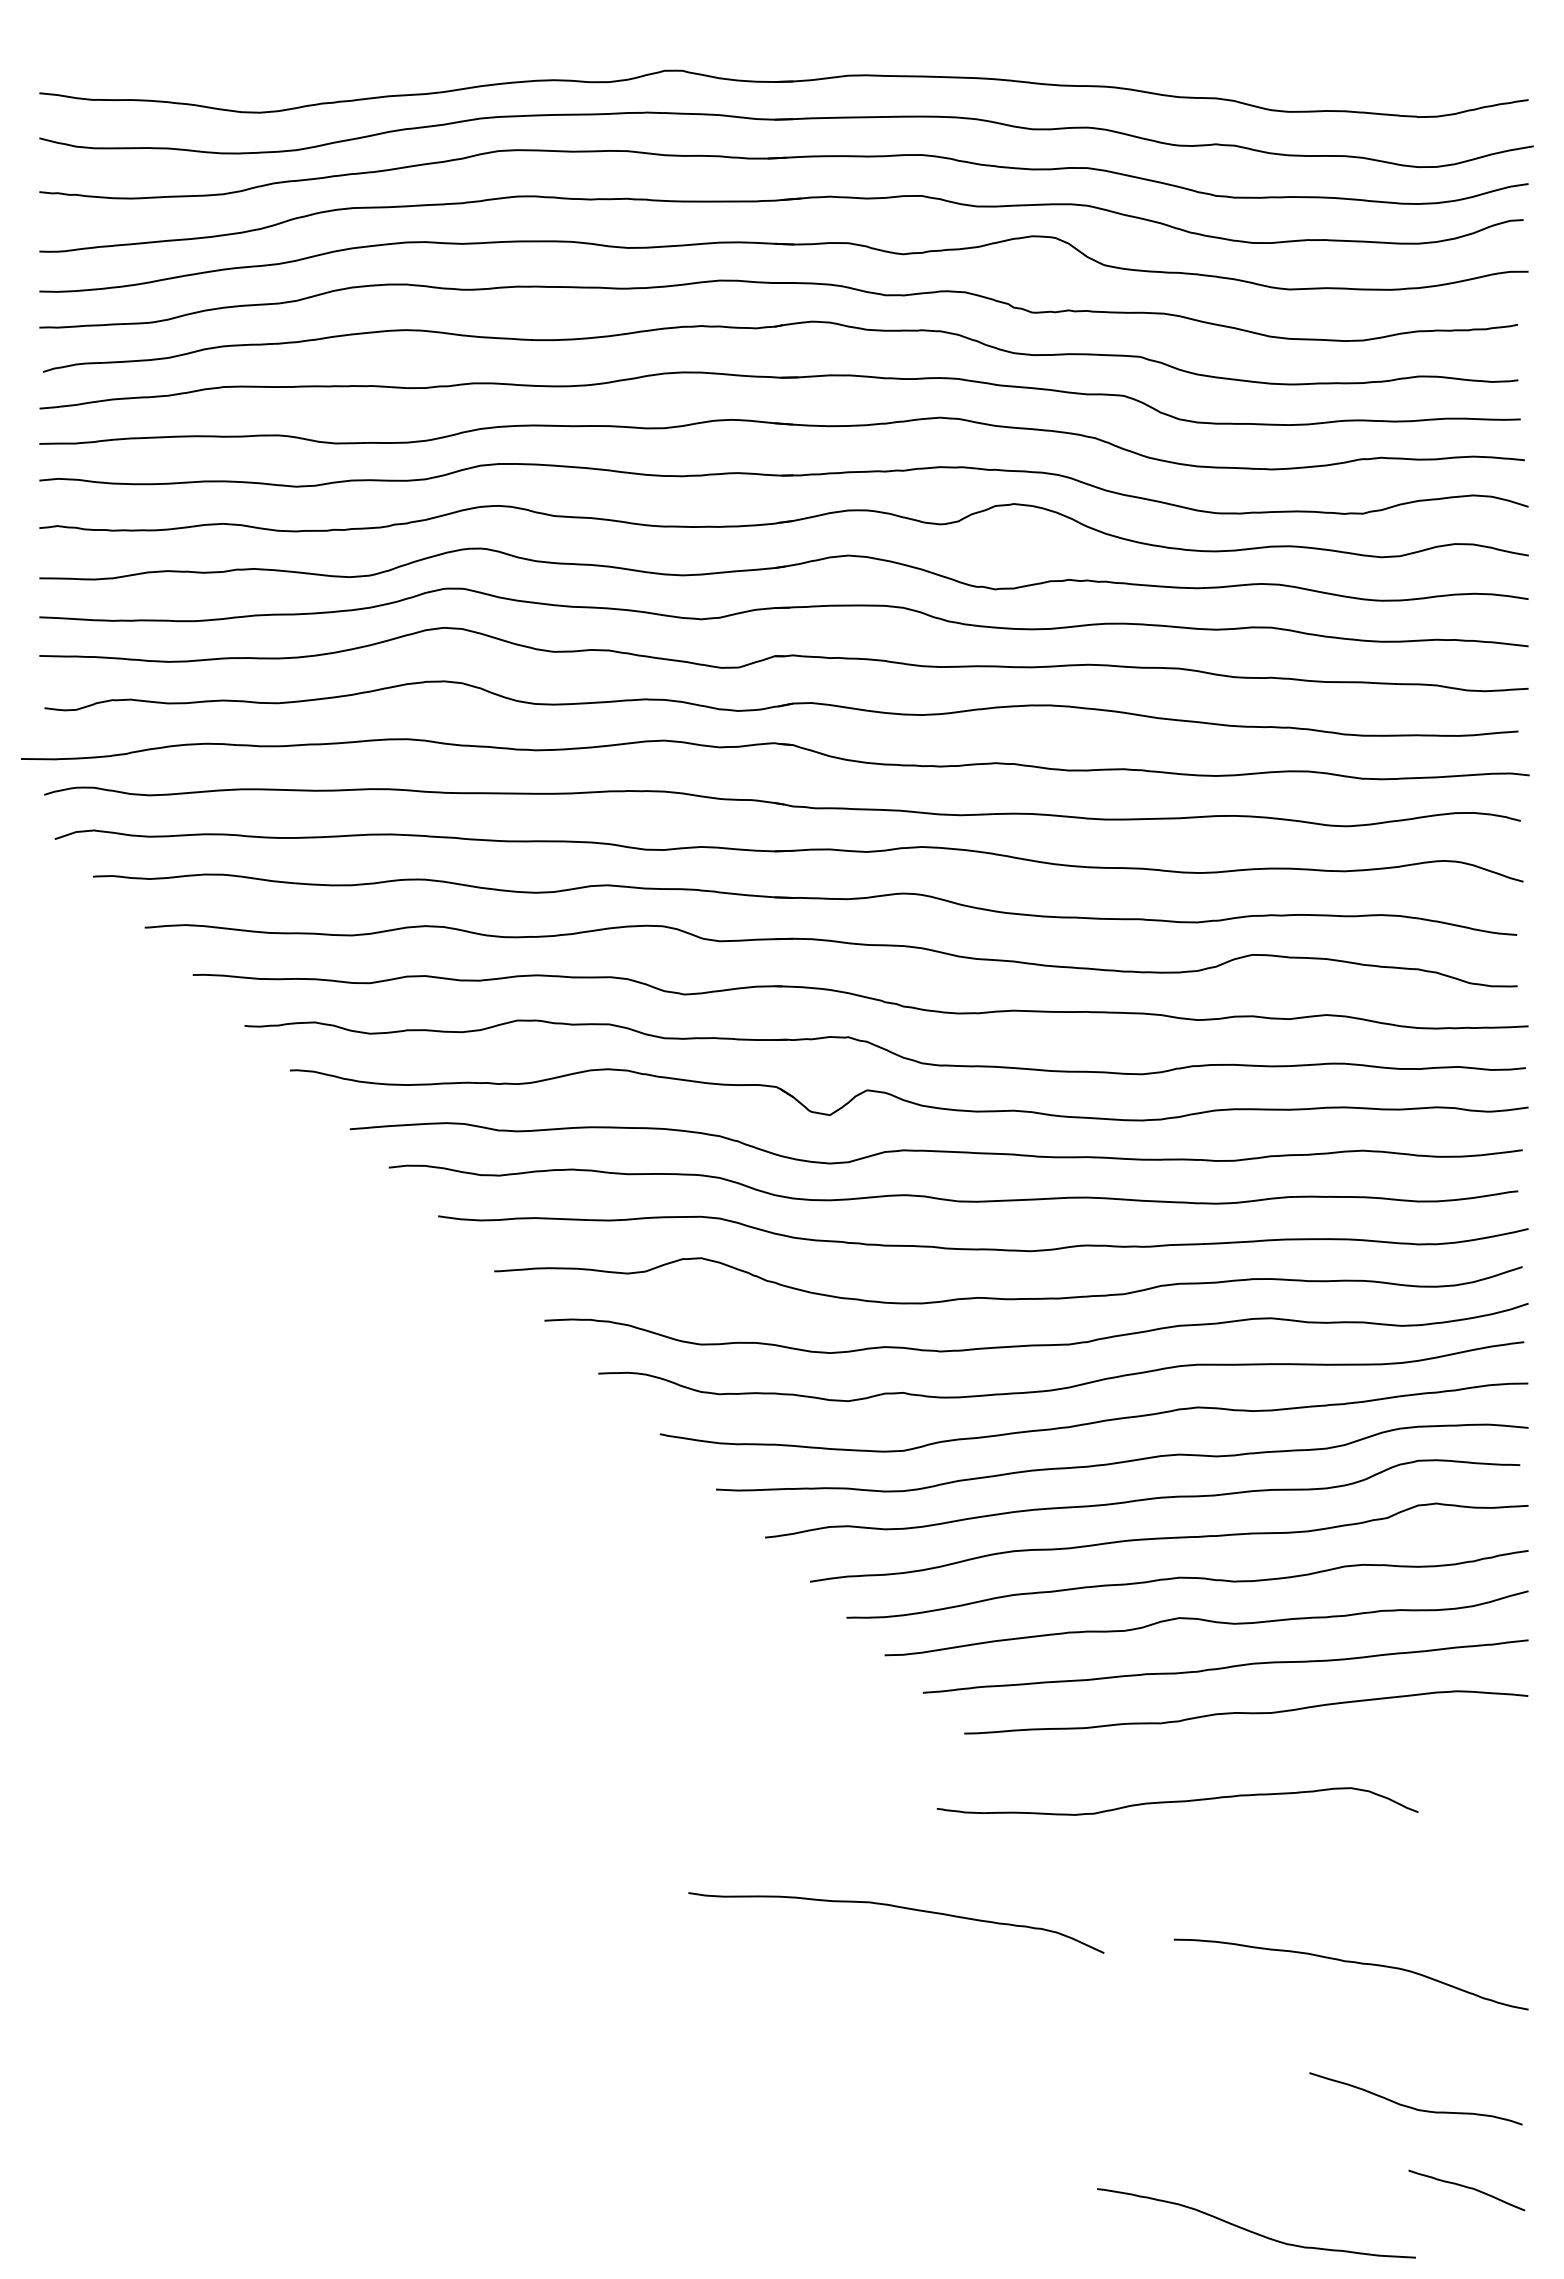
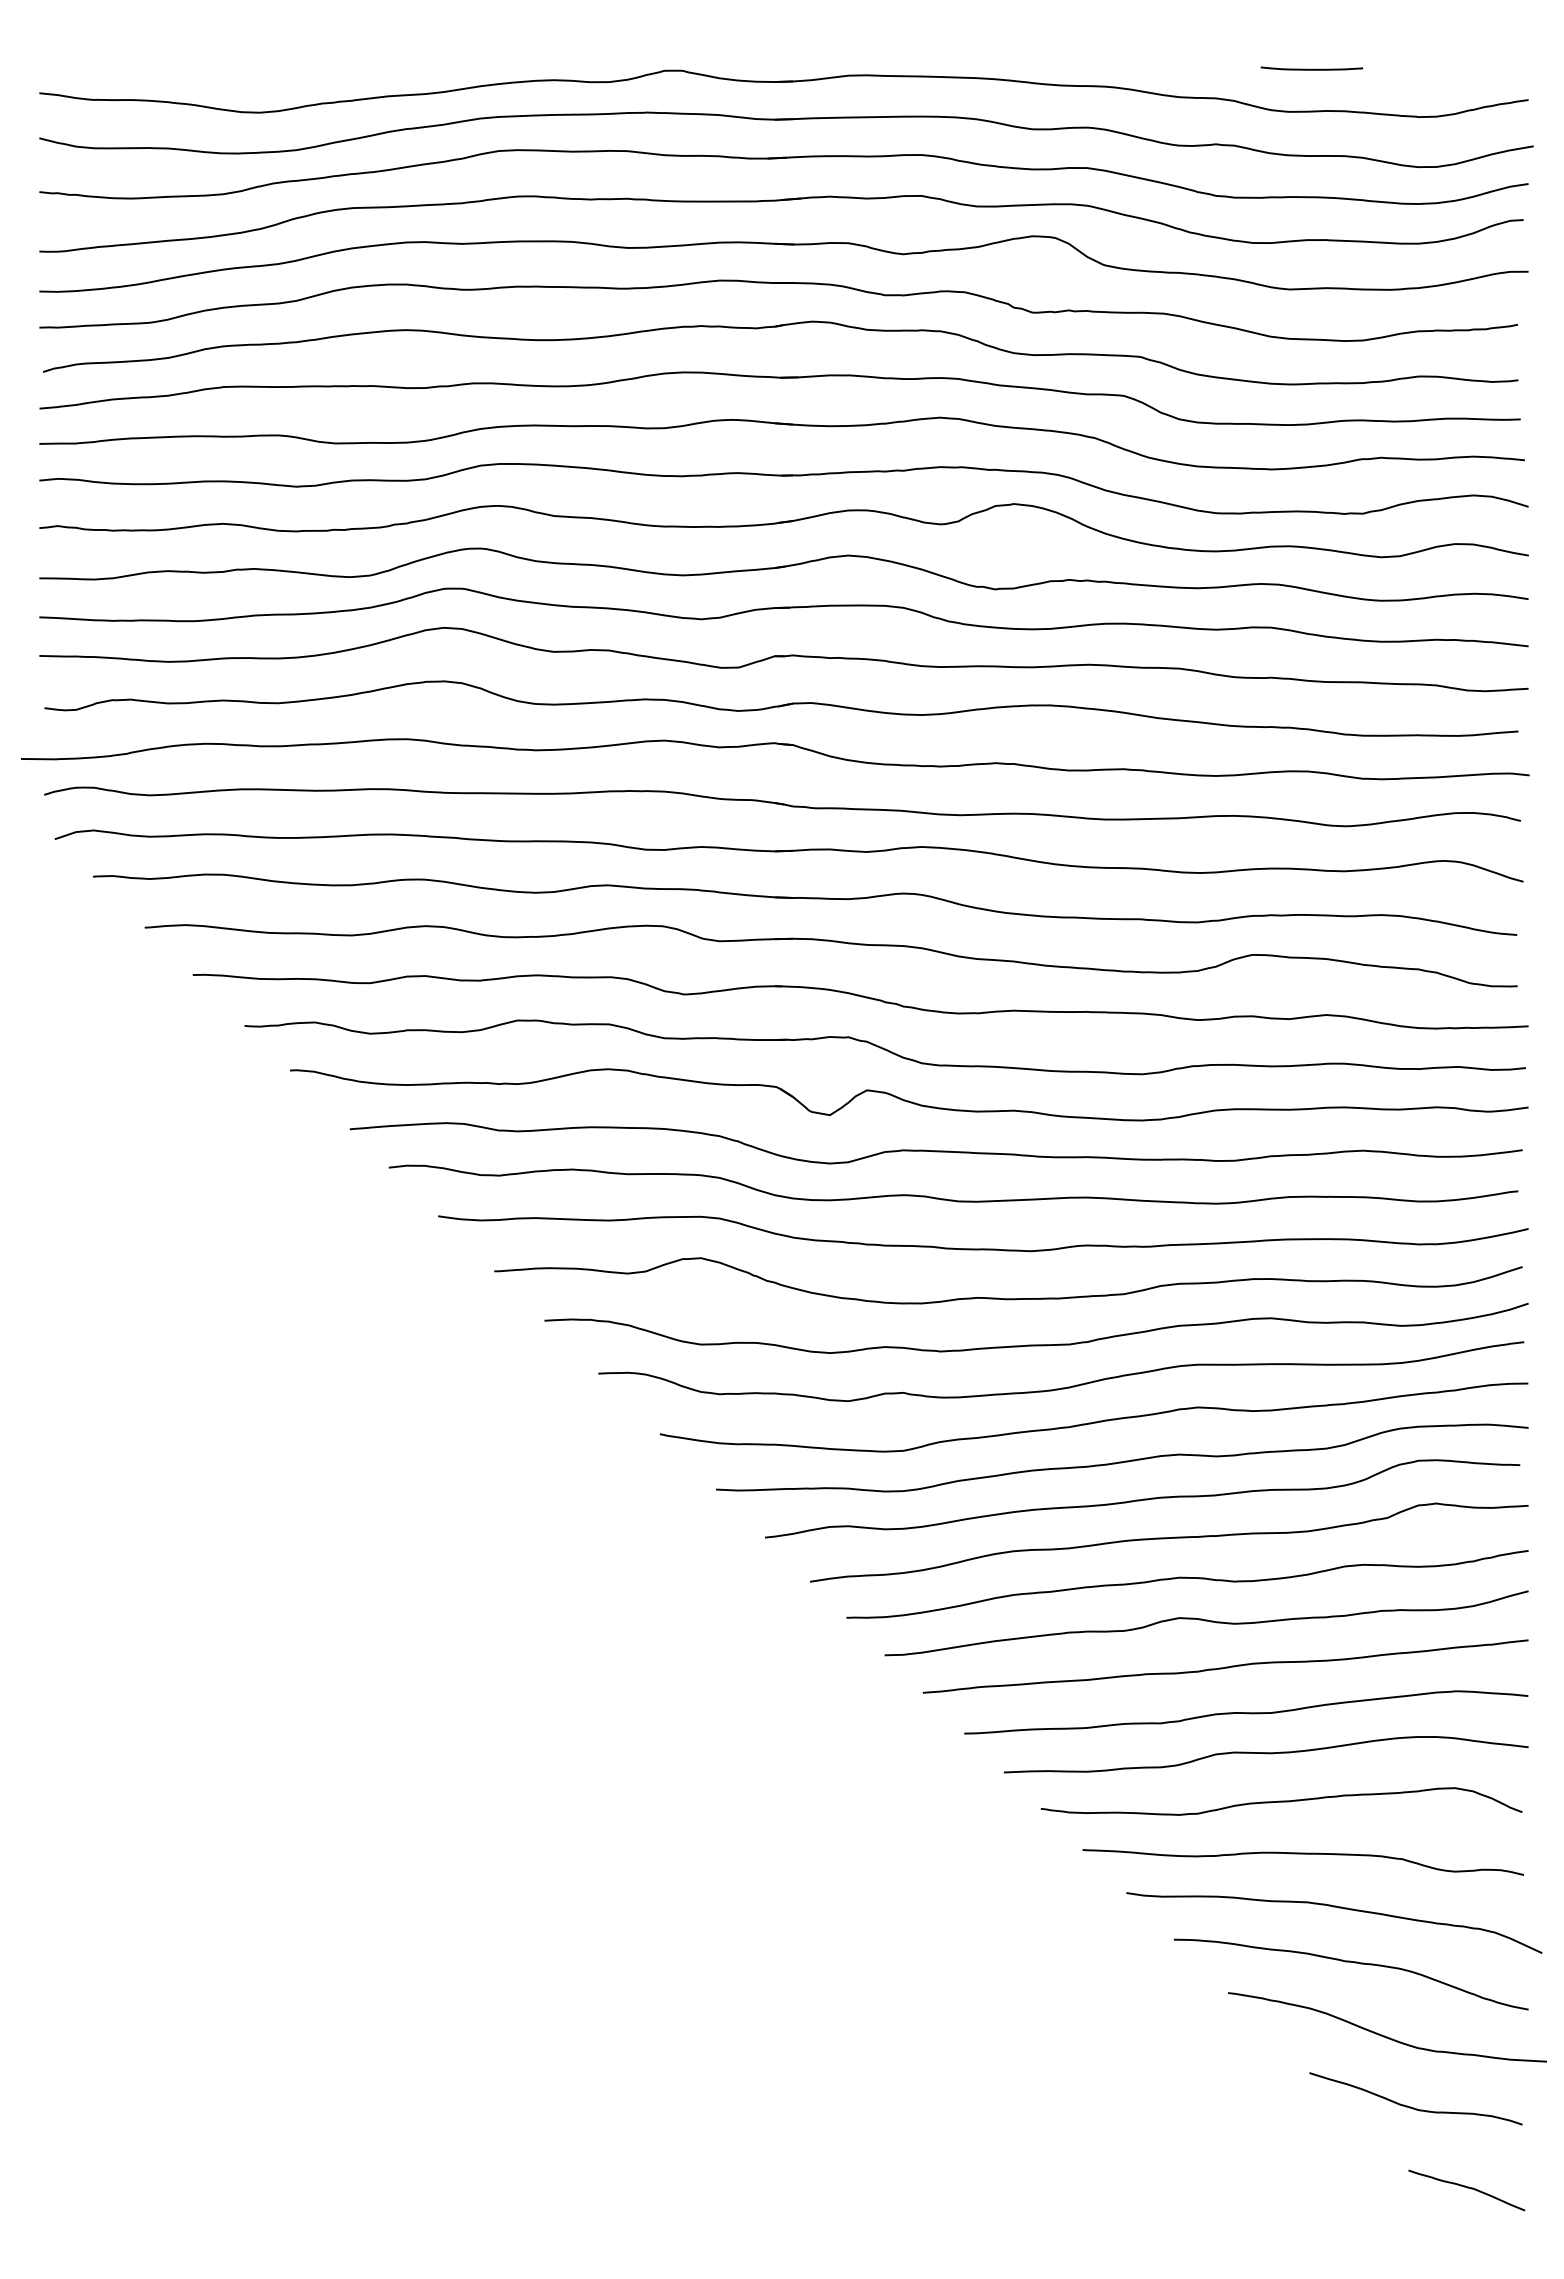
curve: none -> present (1311, 68)
curve: none -> present (1265, 1754)
curve position: (1177, 1801) -> (1281, 1801) (1281, 1801)
curve: none -> present (1303, 1854)
curve position: (900, 1908) -> (1338, 1908) (1338, 1908)
curve position: (1253, 2231) -> (1384, 2035) (1384, 2035)
